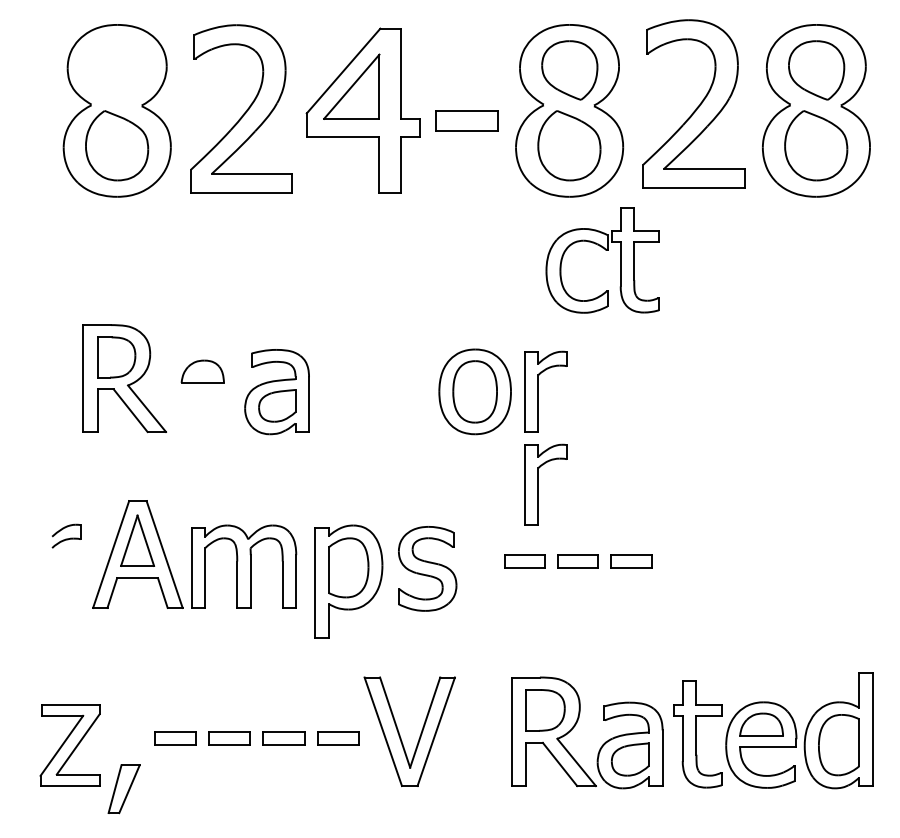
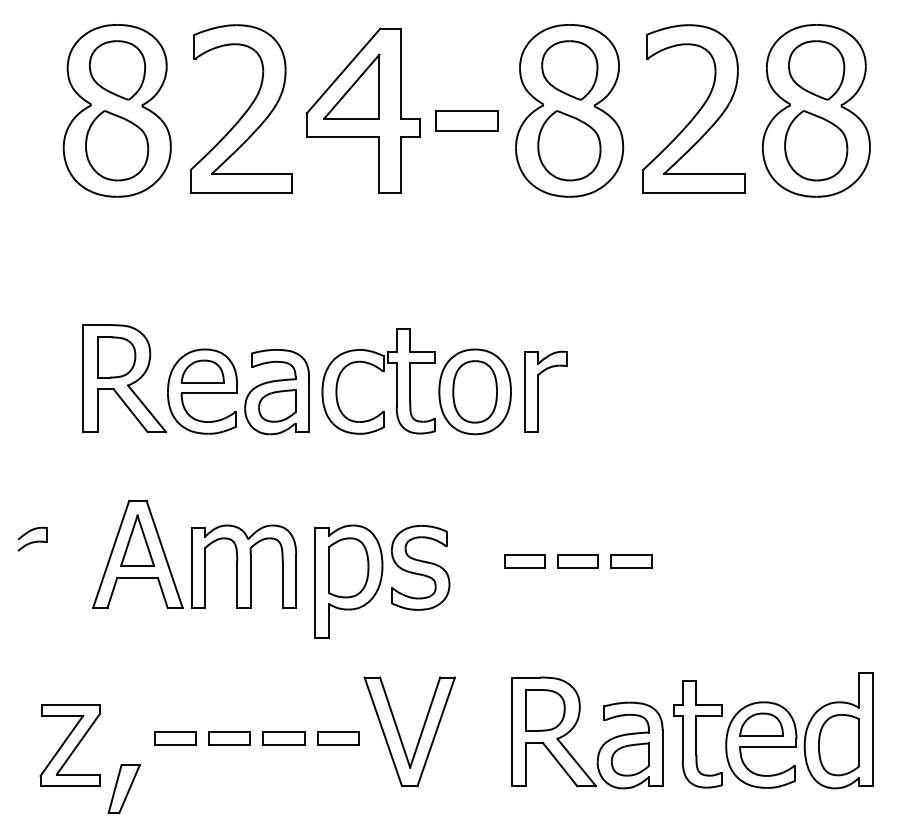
part: none -> present (117, 70)
part position: (693, 103) -> (693, 108) (693, 108)
part position: (605, 250) -> (381, 371) (381, 371)
part: none -> present (202, 391)
part: present -> none (538, 484)
part position: (66, 535) -> (32, 538) (32, 538)
part position: (427, 568) -> (420, 567) (420, 567)
